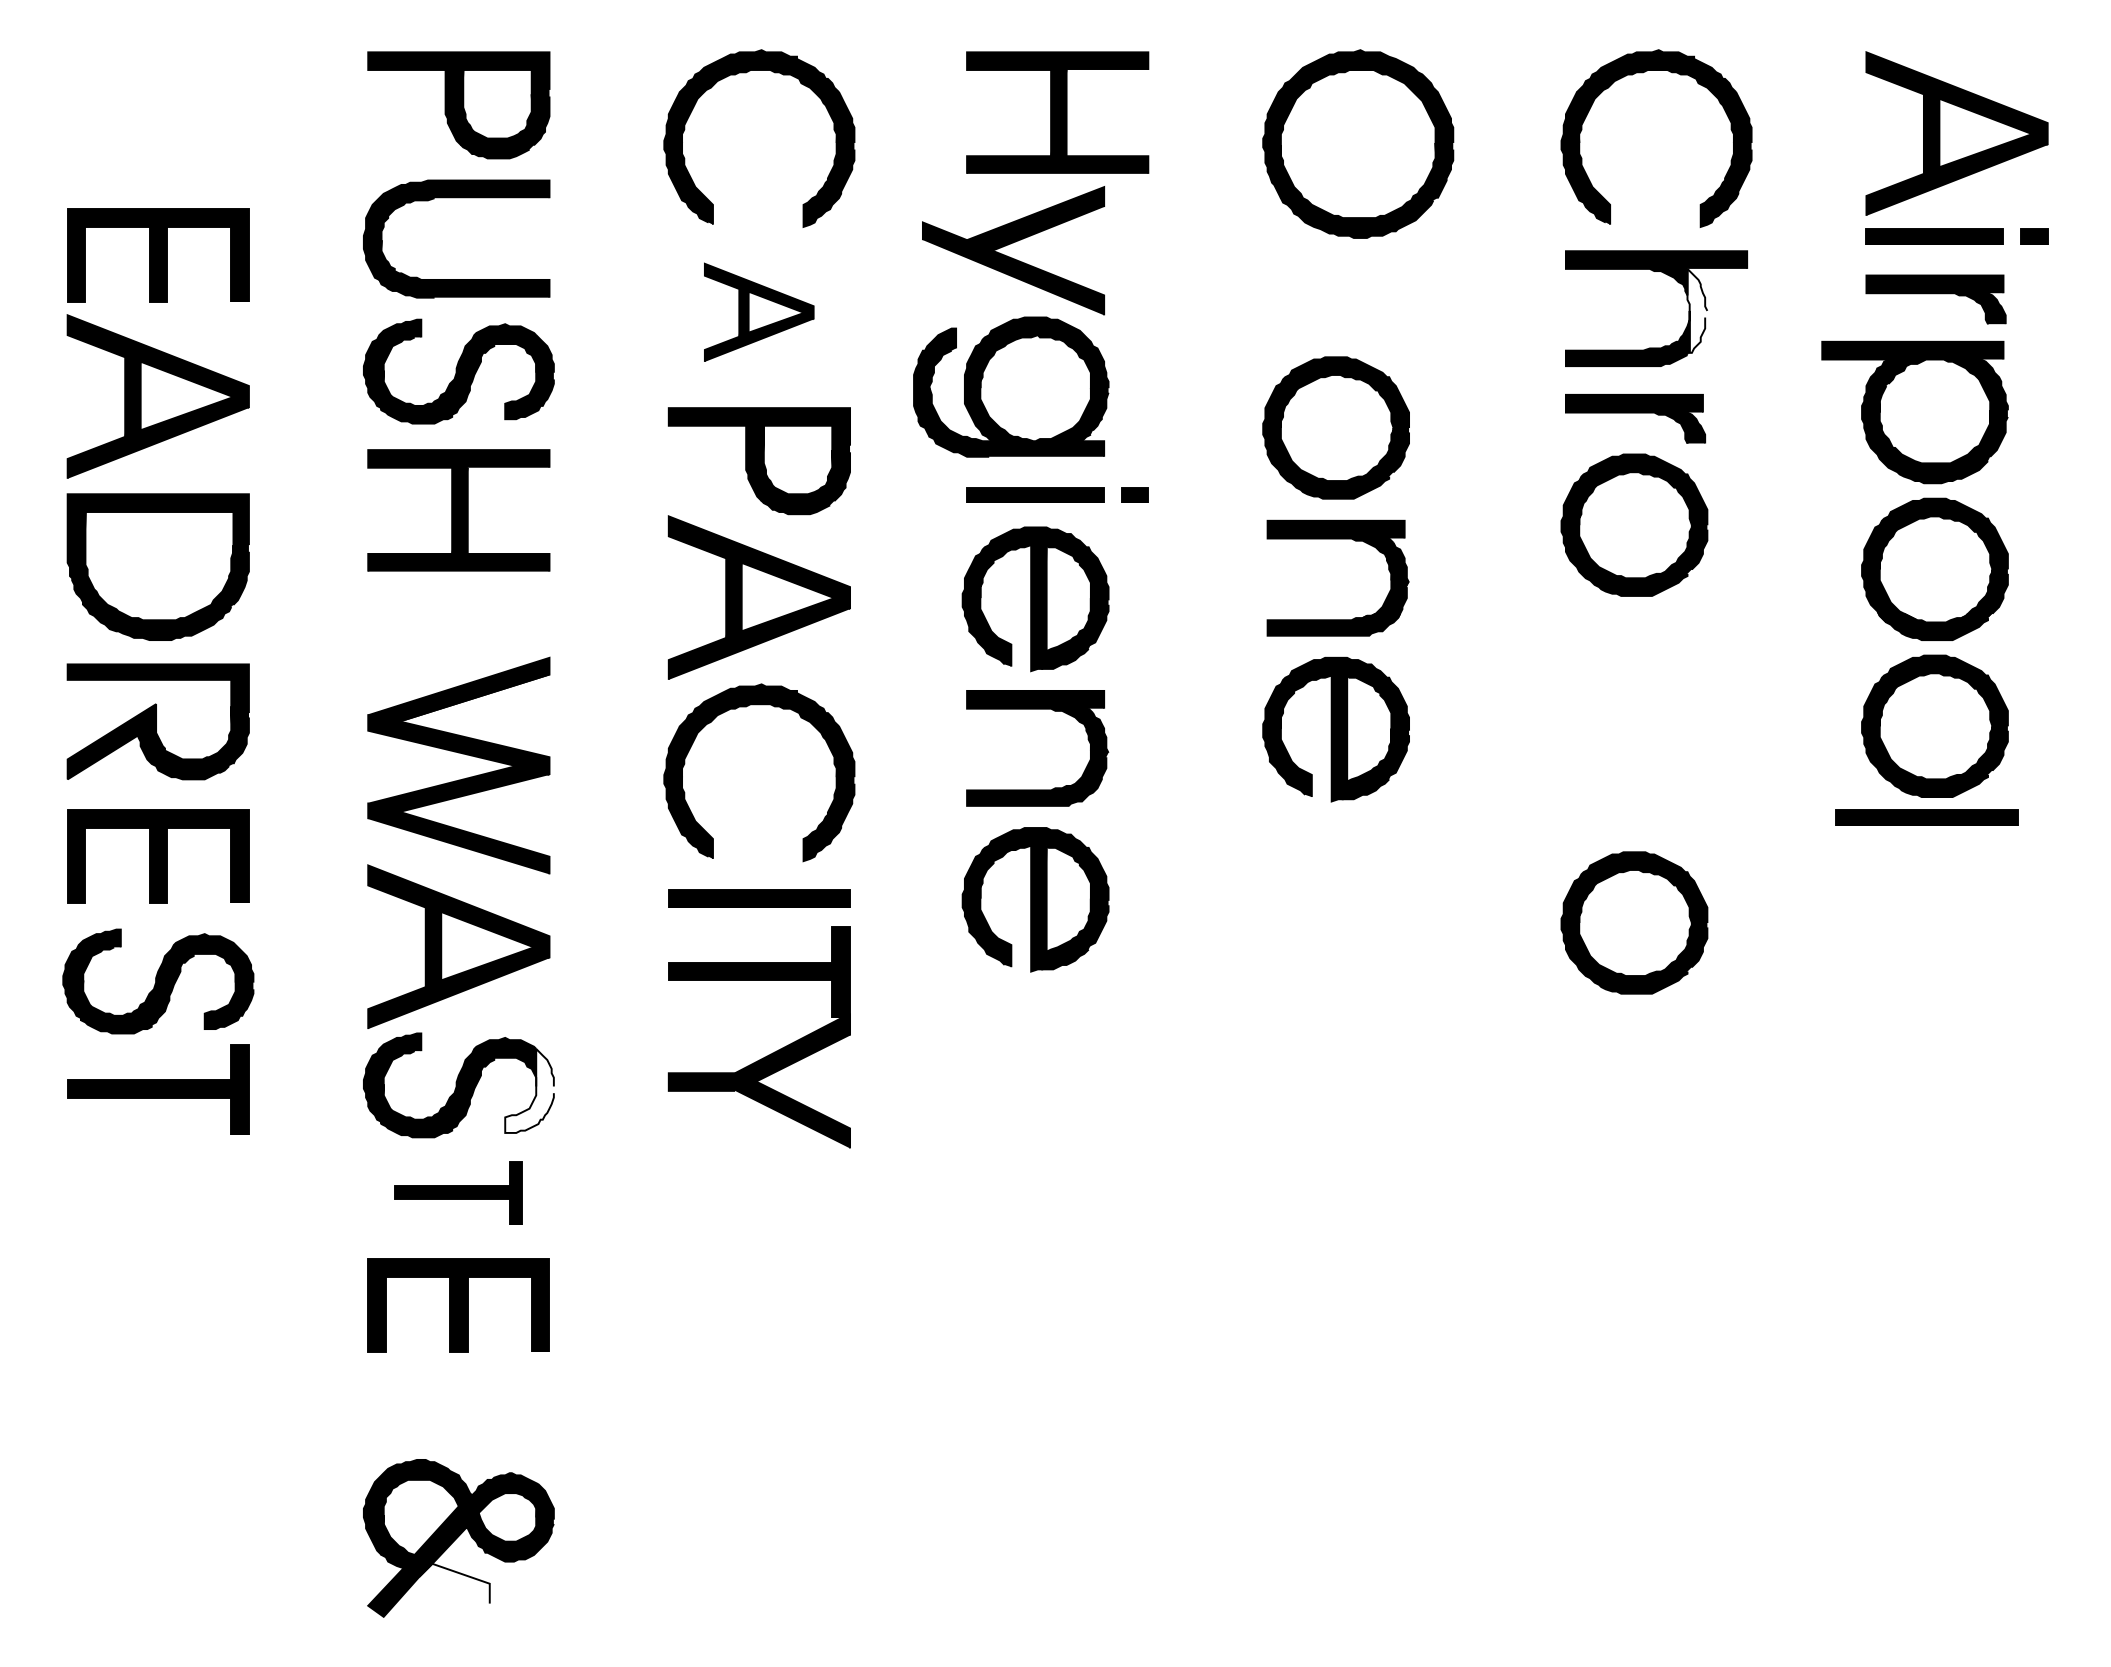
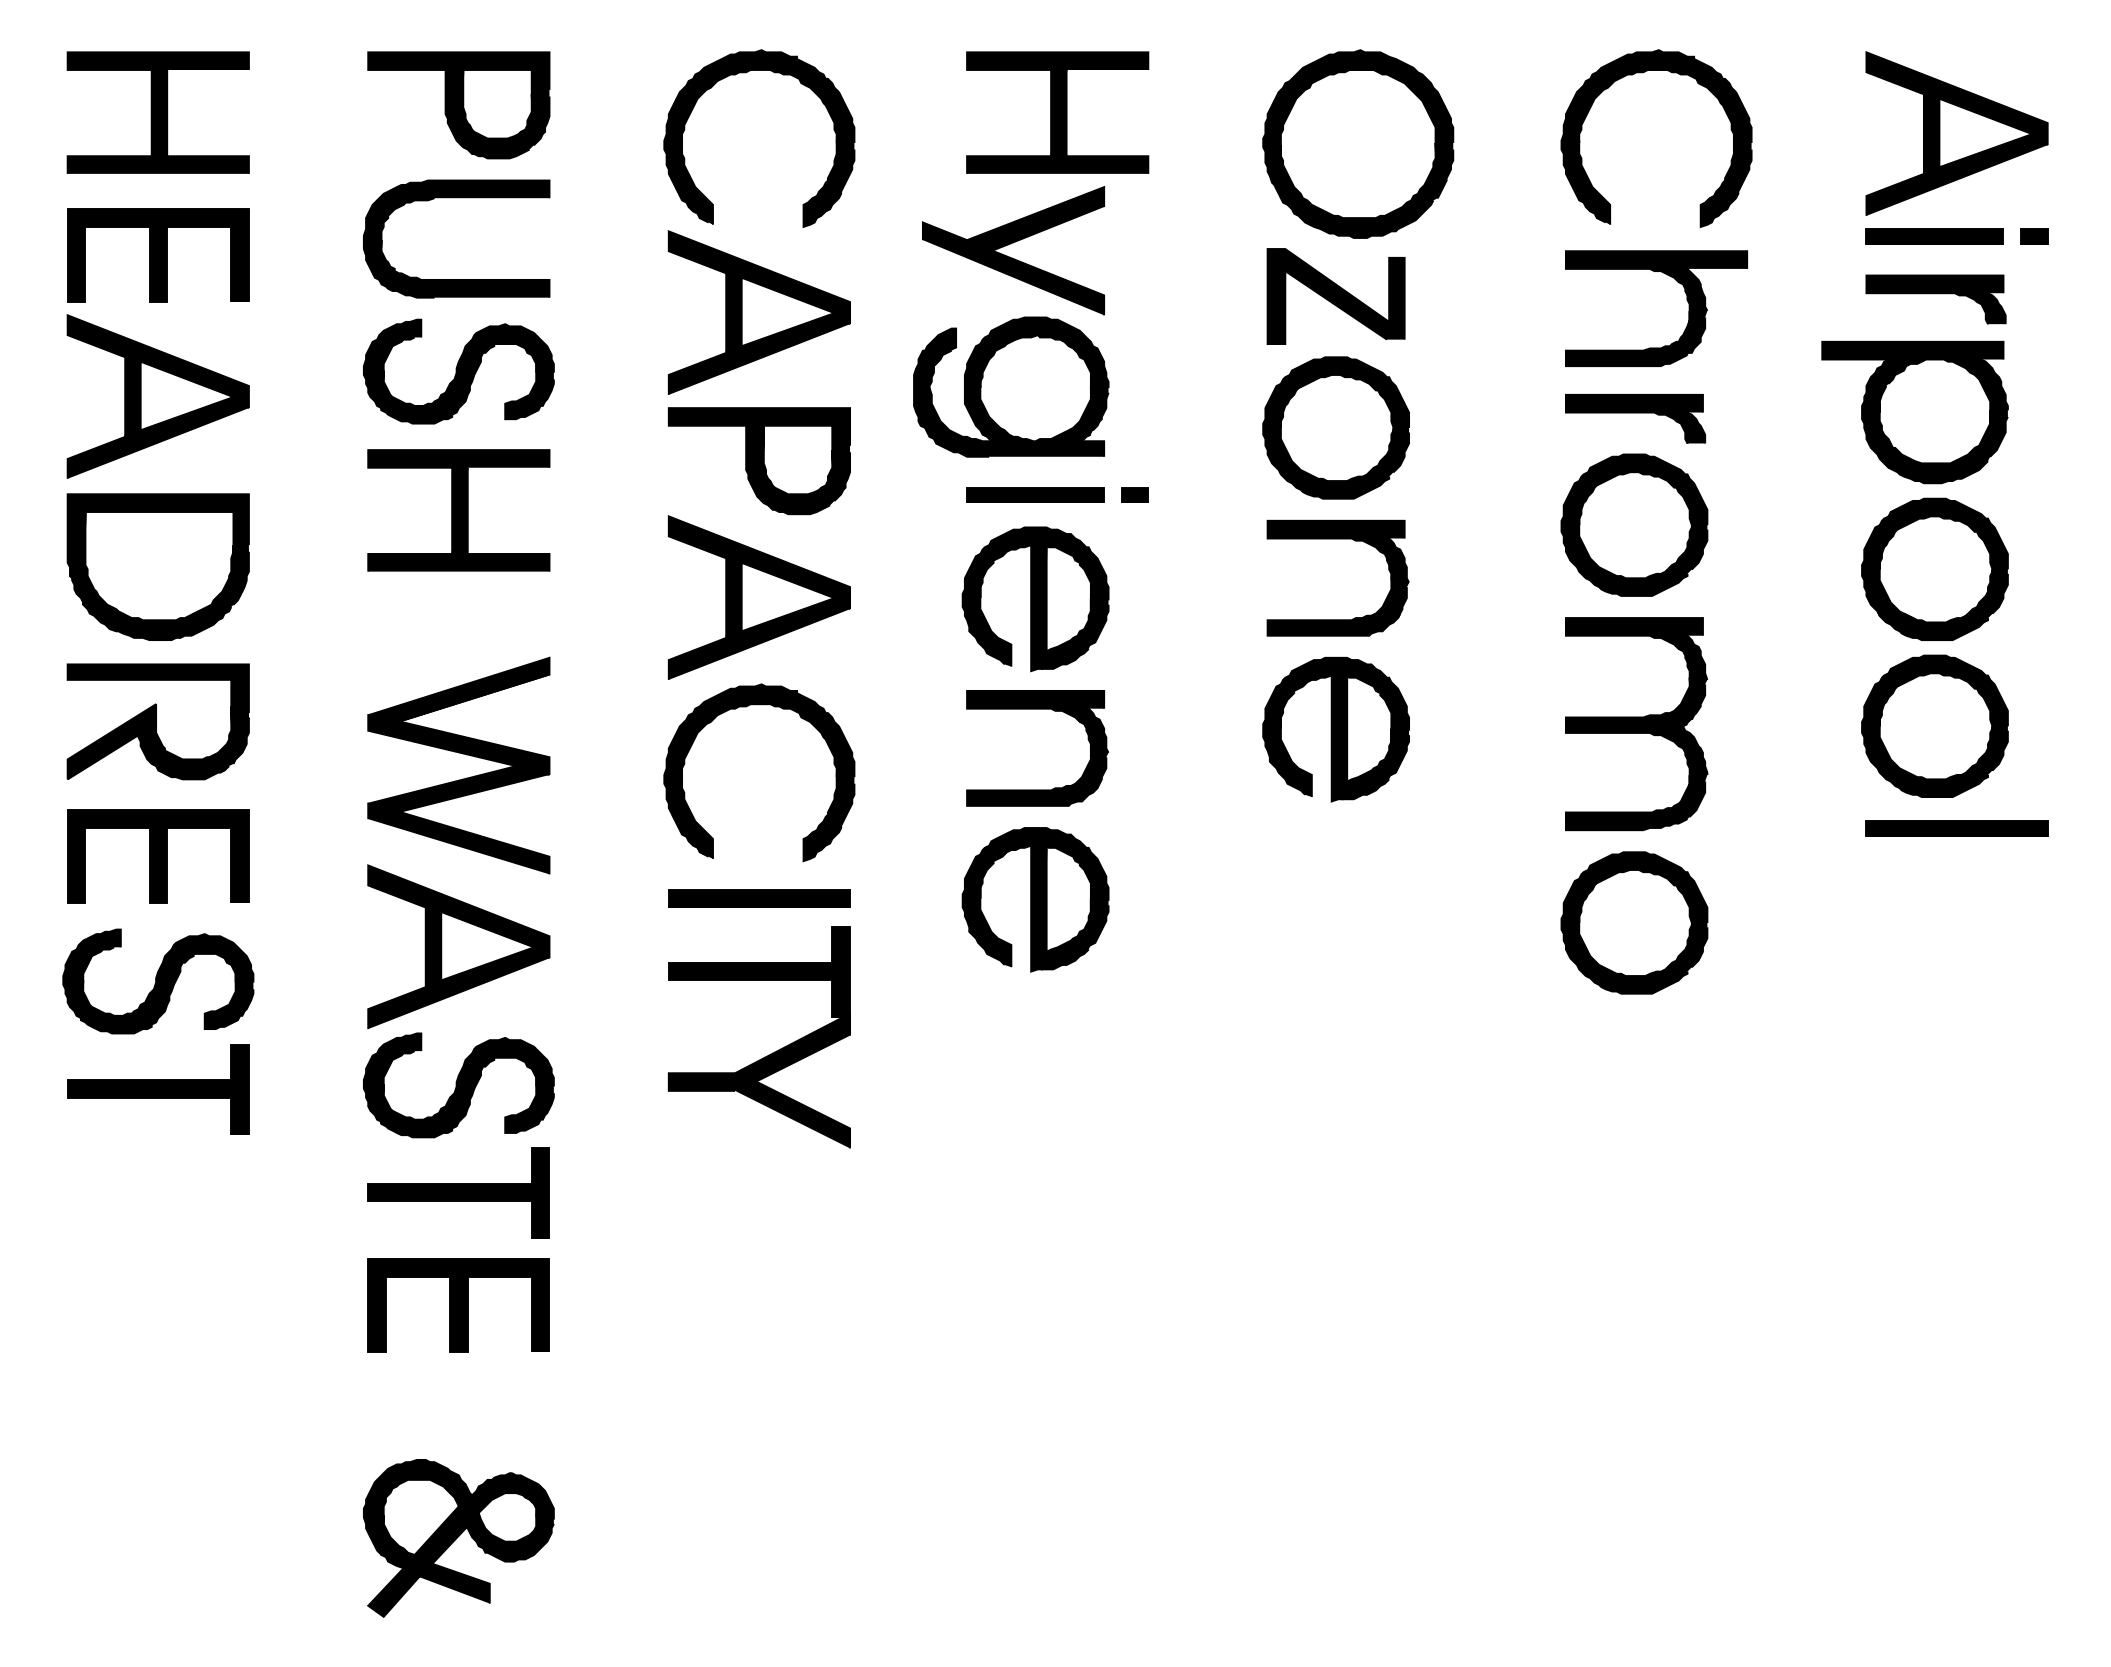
part: none -> present (157, 112)
part: none -> present (1335, 296)
fill: none -> present (1697, 310)
part size: 111x100 px -> 184x165 px (758, 312)
part: none -> present (1636, 724)
part position: (1926, 817) -> (1956, 828) (1956, 828)
fill: none -> present (529, 1090)
part size: 129x64 px -> 183x92 px (458, 1192)
fill: none -> present (454, 1583)
